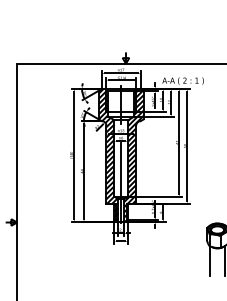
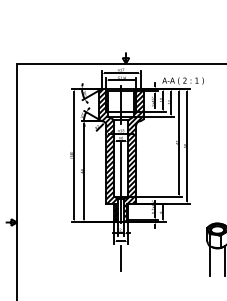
line: none -> present (121, 258)
